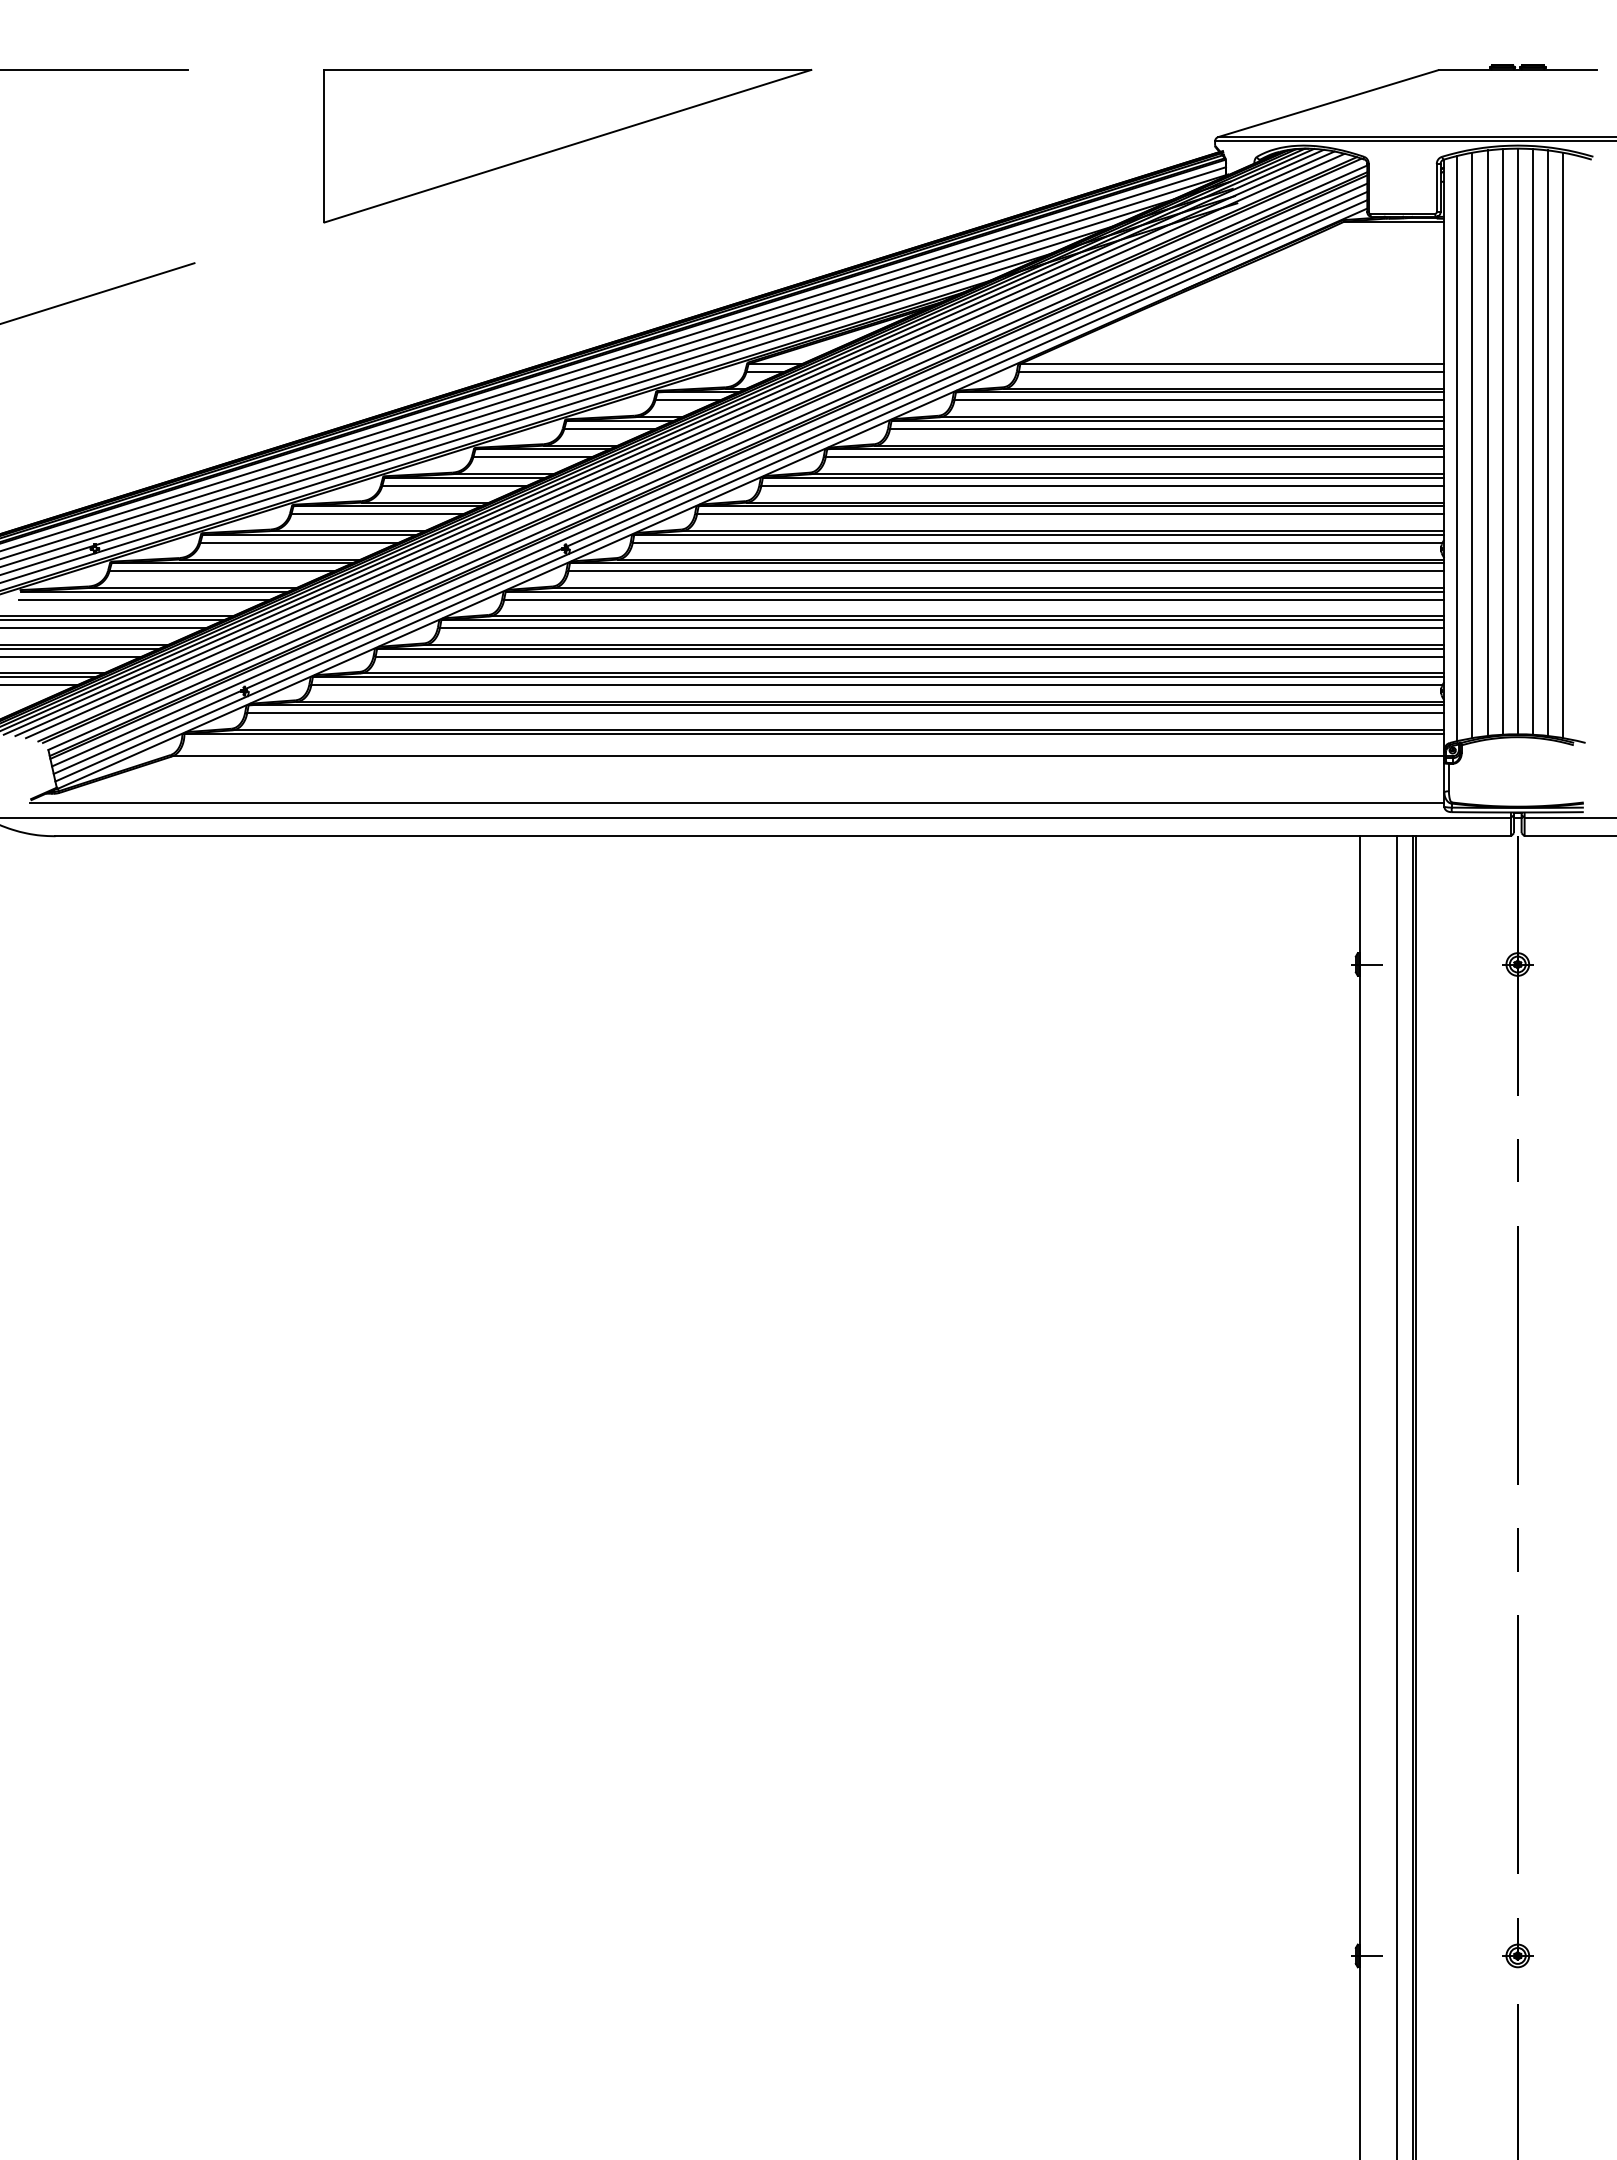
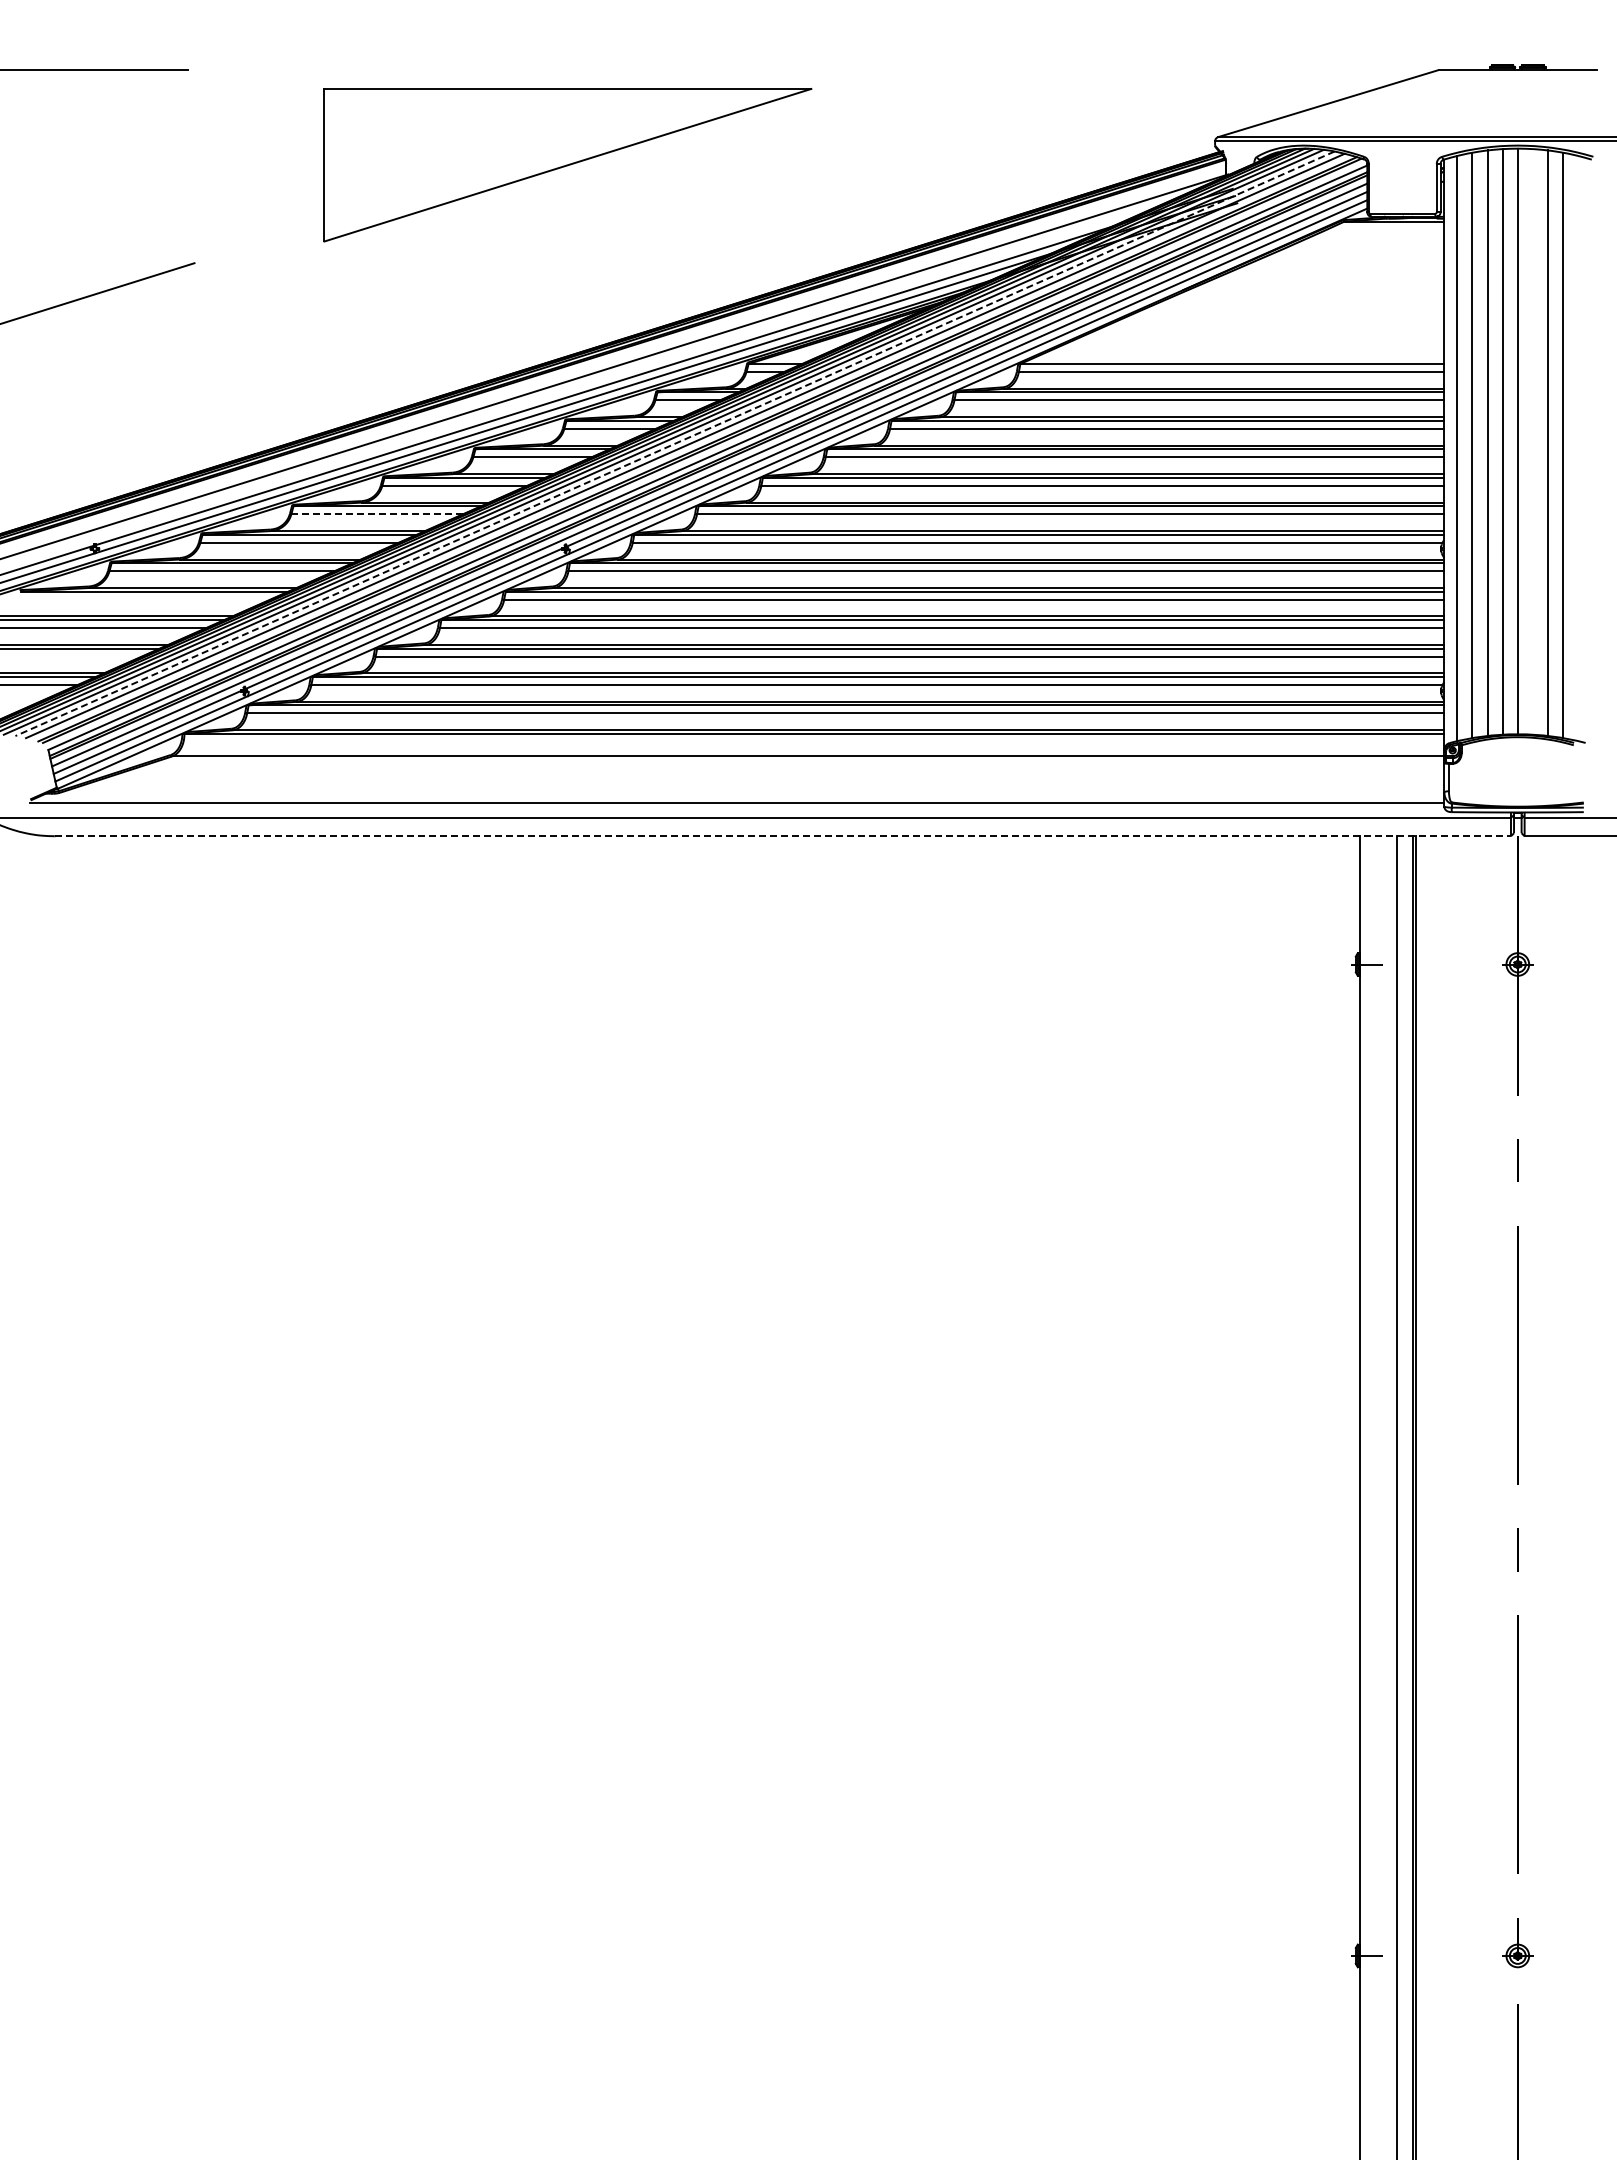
part position: (567, 146) -> (567, 165) (567, 165)
line: present -> none (614, 358)
line: present -> none (616, 373)
line: present -> none (1532, 441)
line: solid -> dashed (674, 443)
line: solid -> dashed (377, 514)
line: present -> none (144, 599)
line: present -> none (72, 656)
line: solid -> dashed (783, 836)
